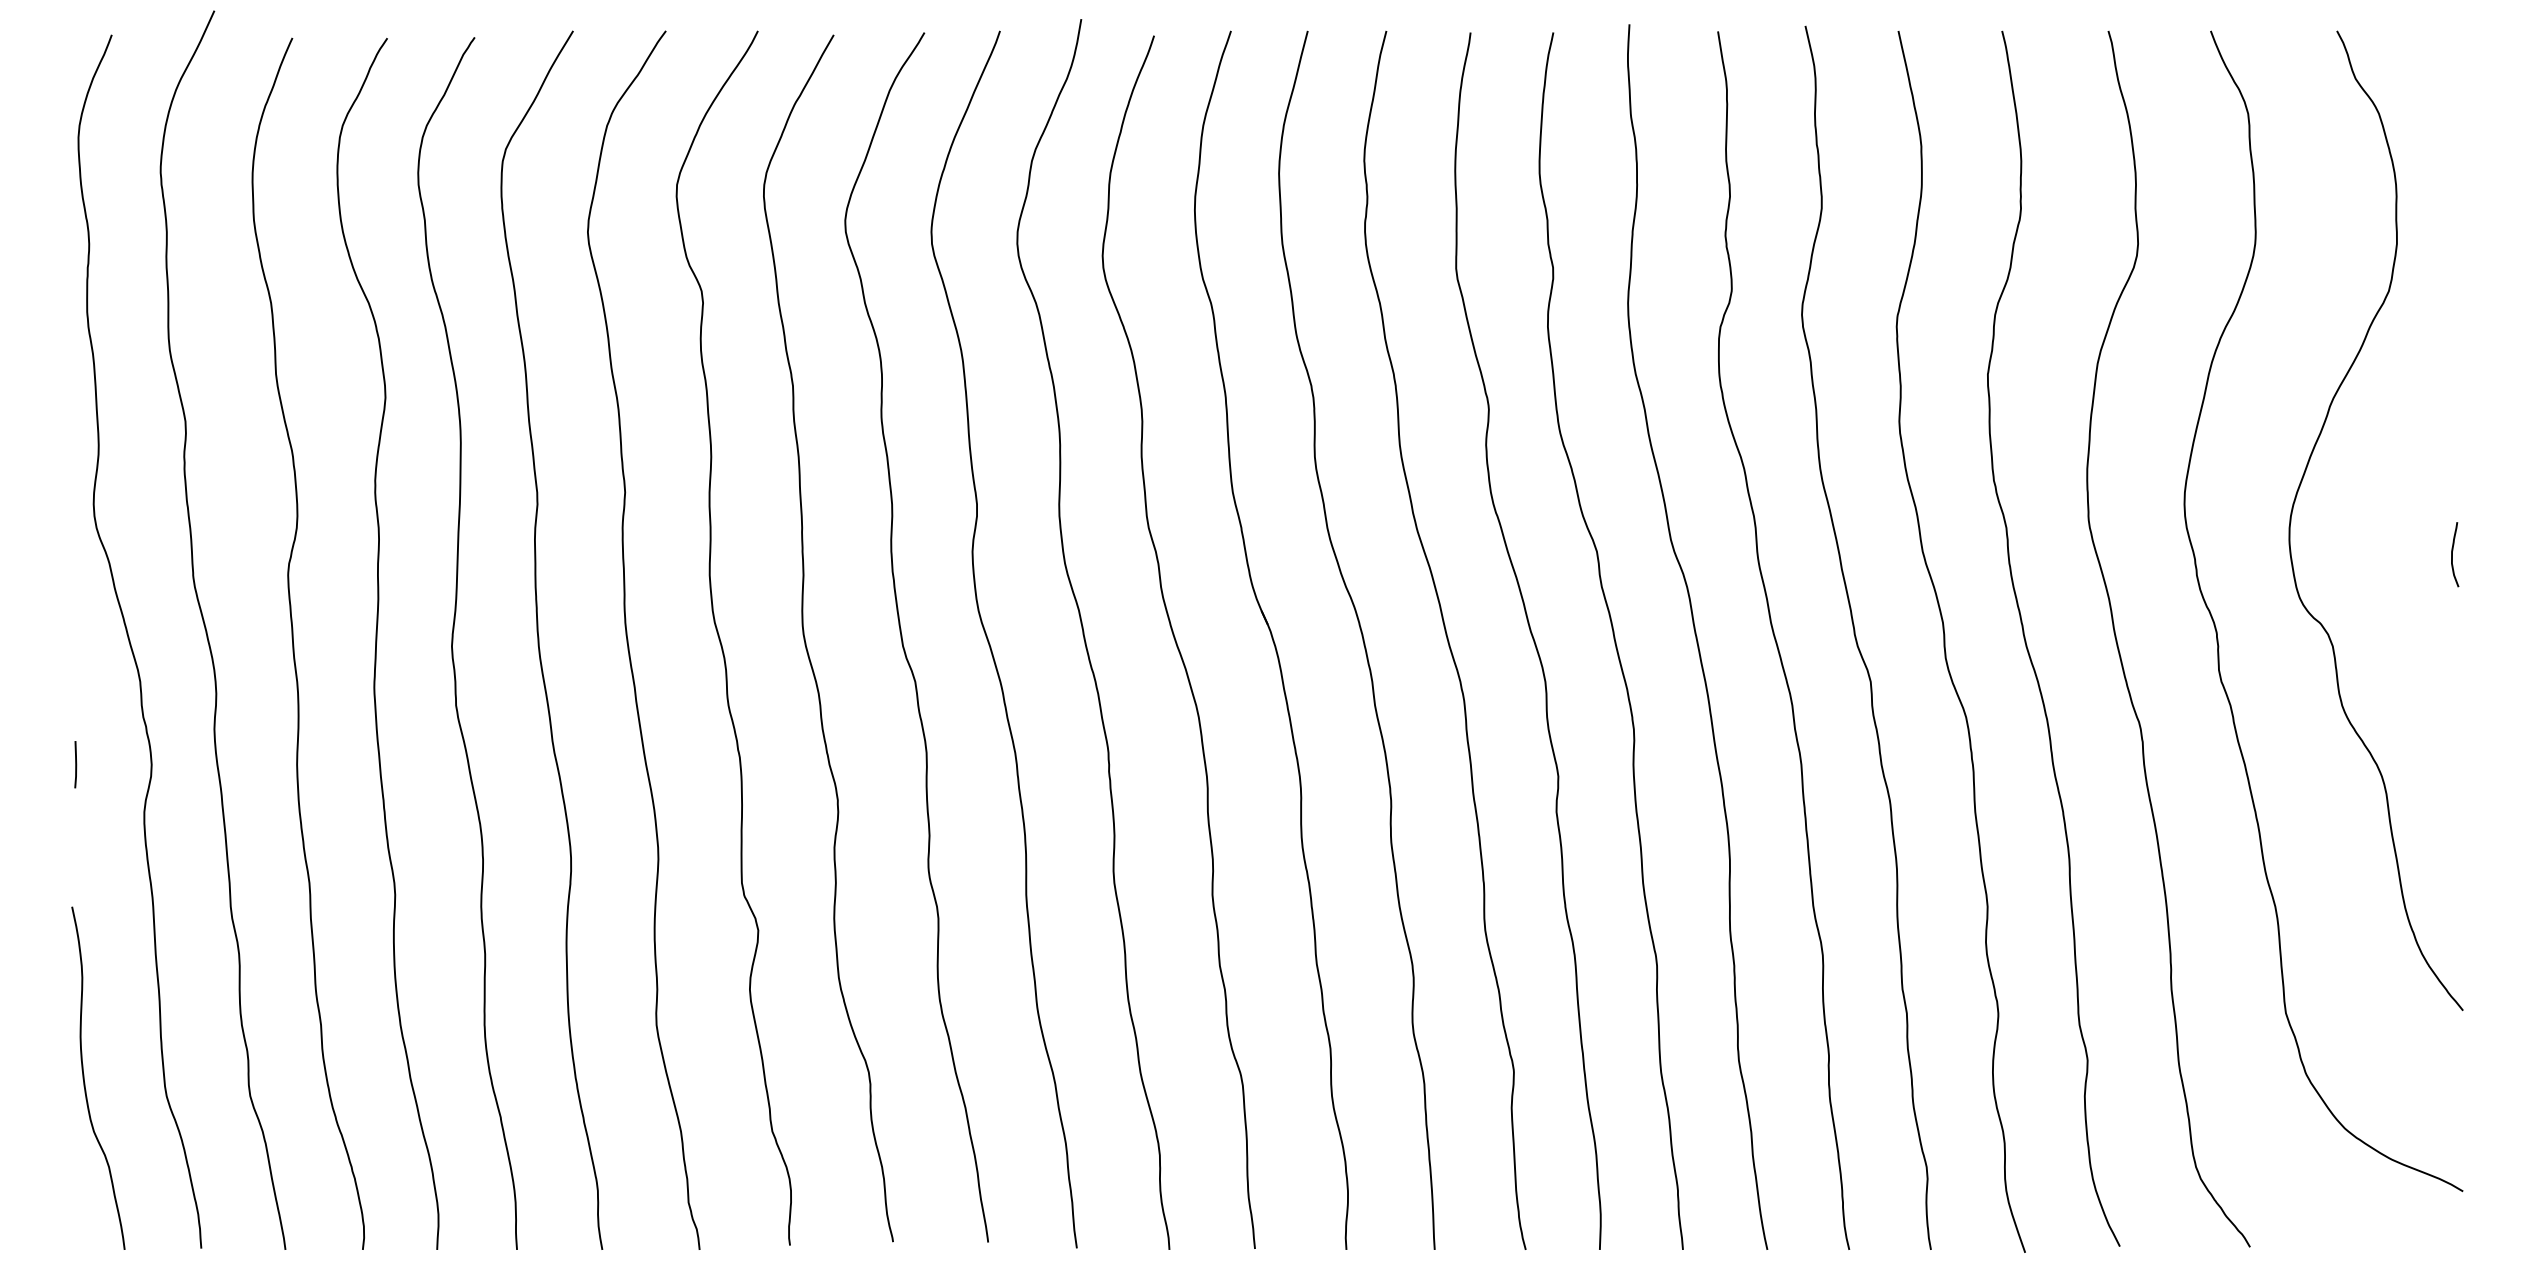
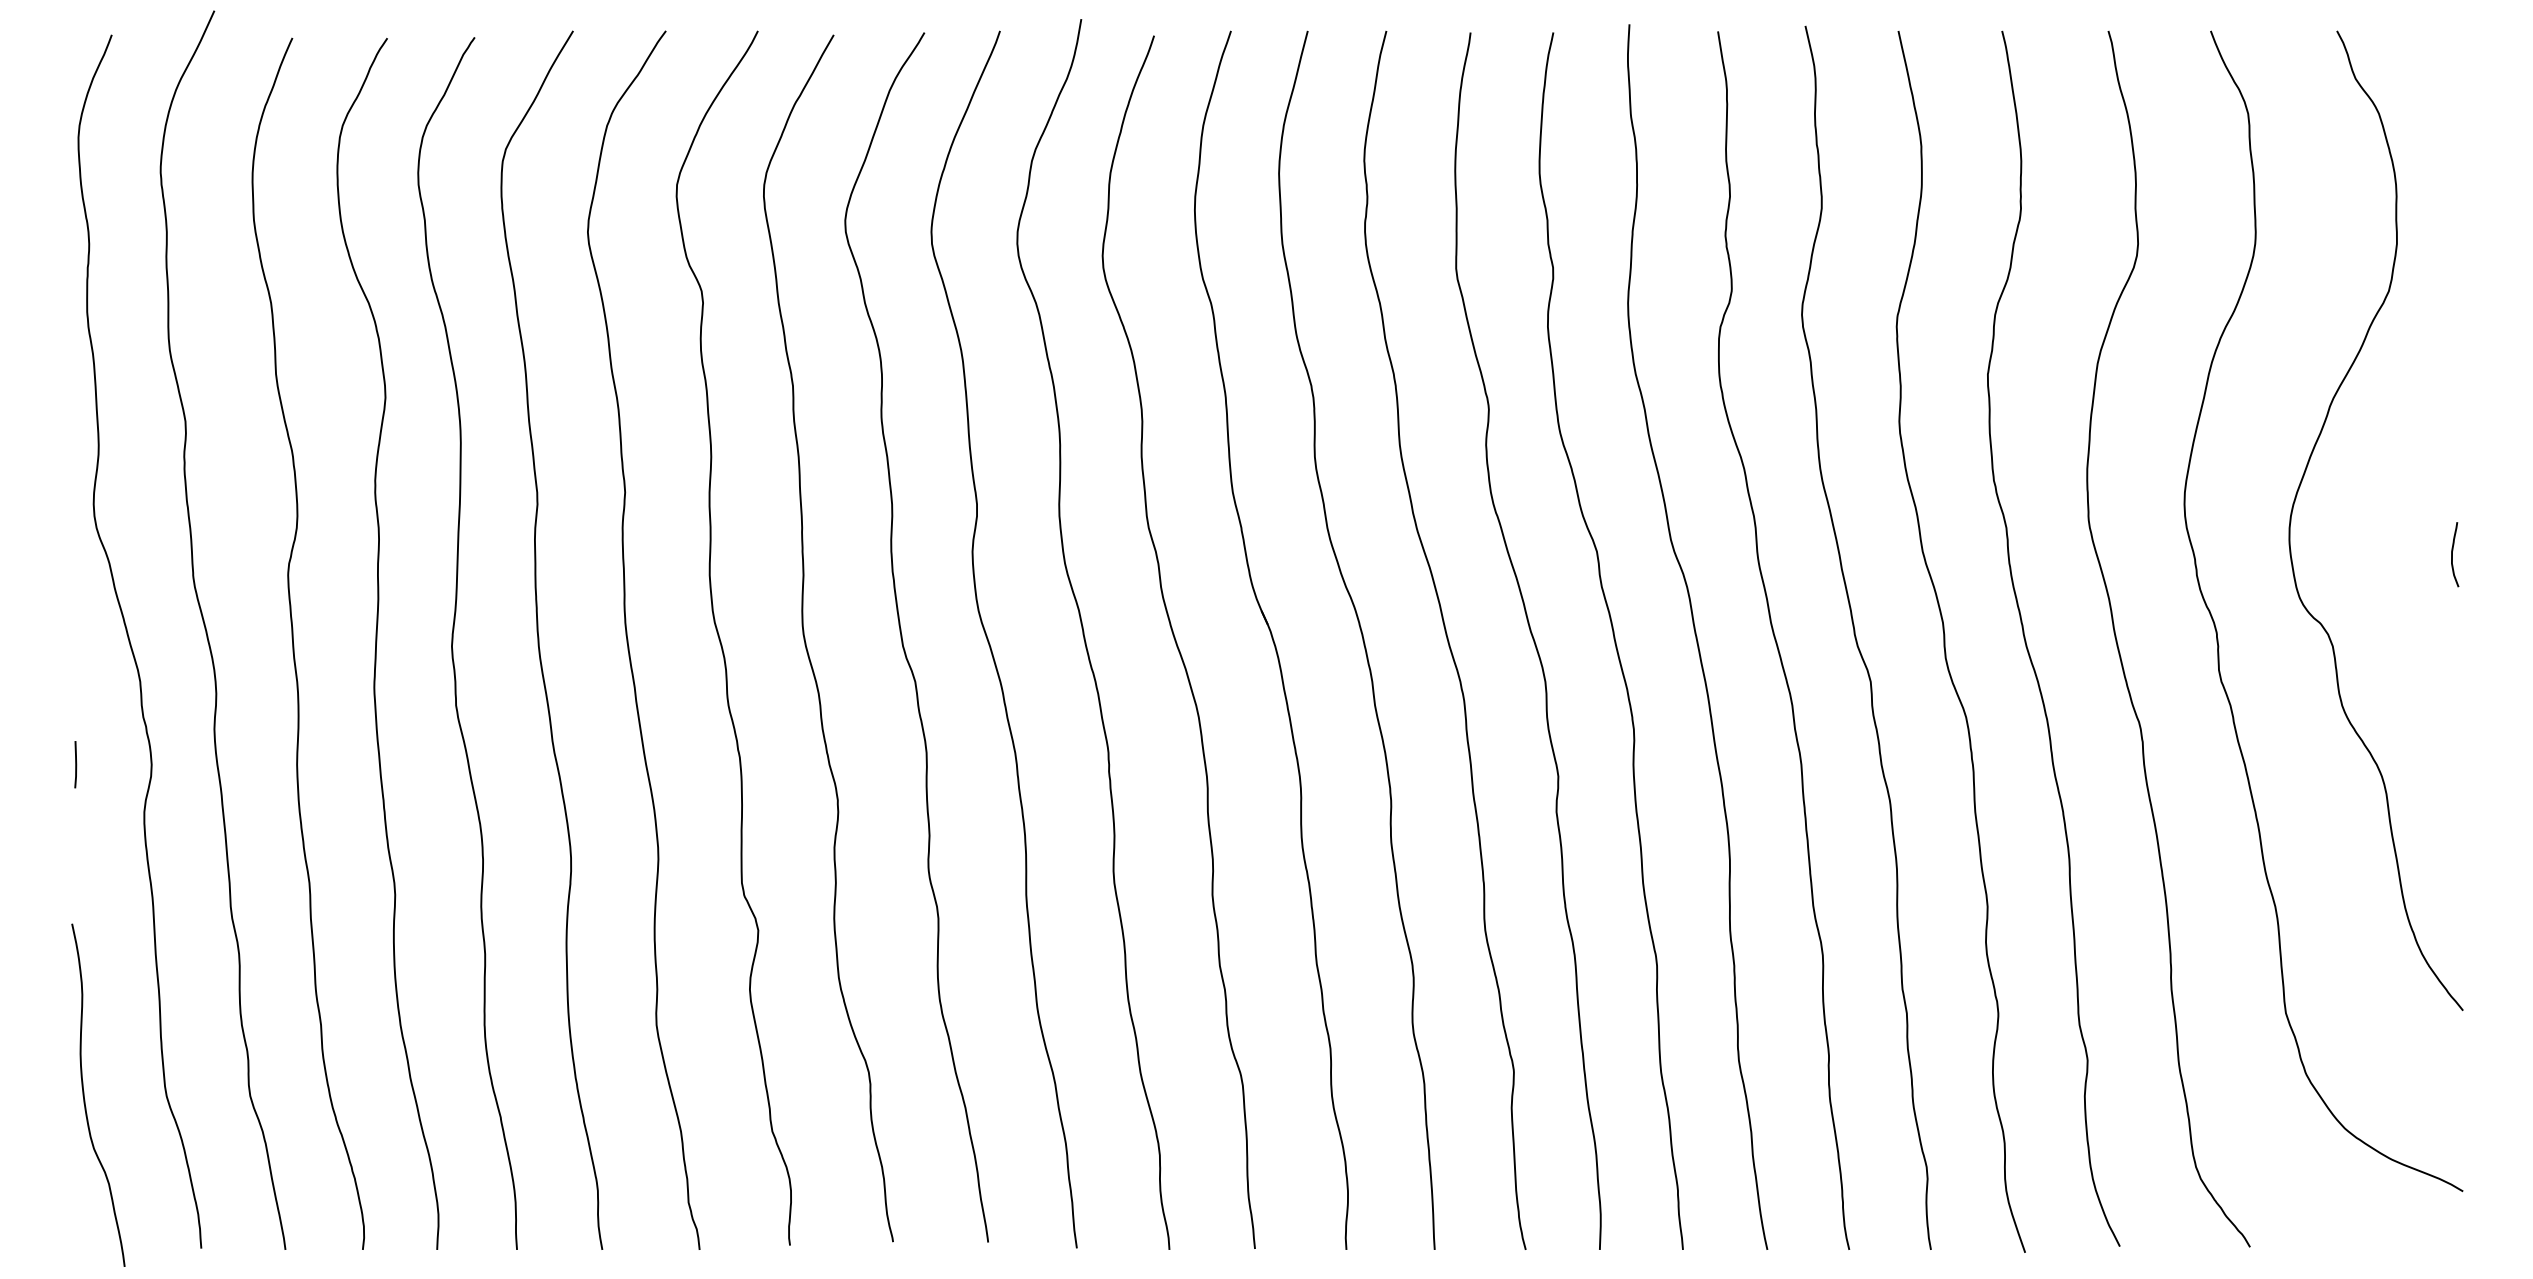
curve position: (85, 1082) -> (85, 1099) (85, 1099)
